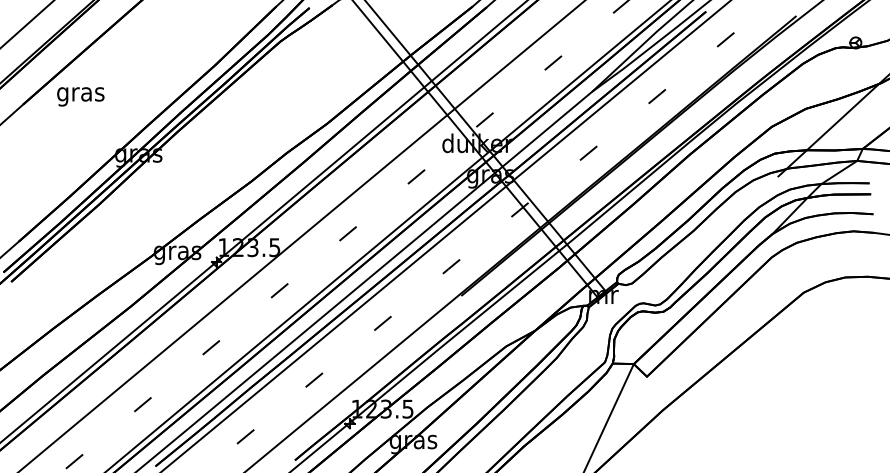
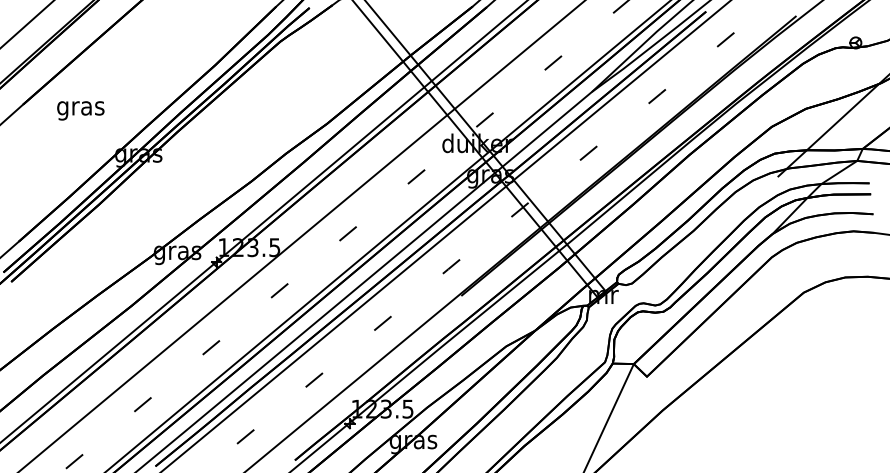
text position: (80, 96) -> (80, 110) (80, 110)
